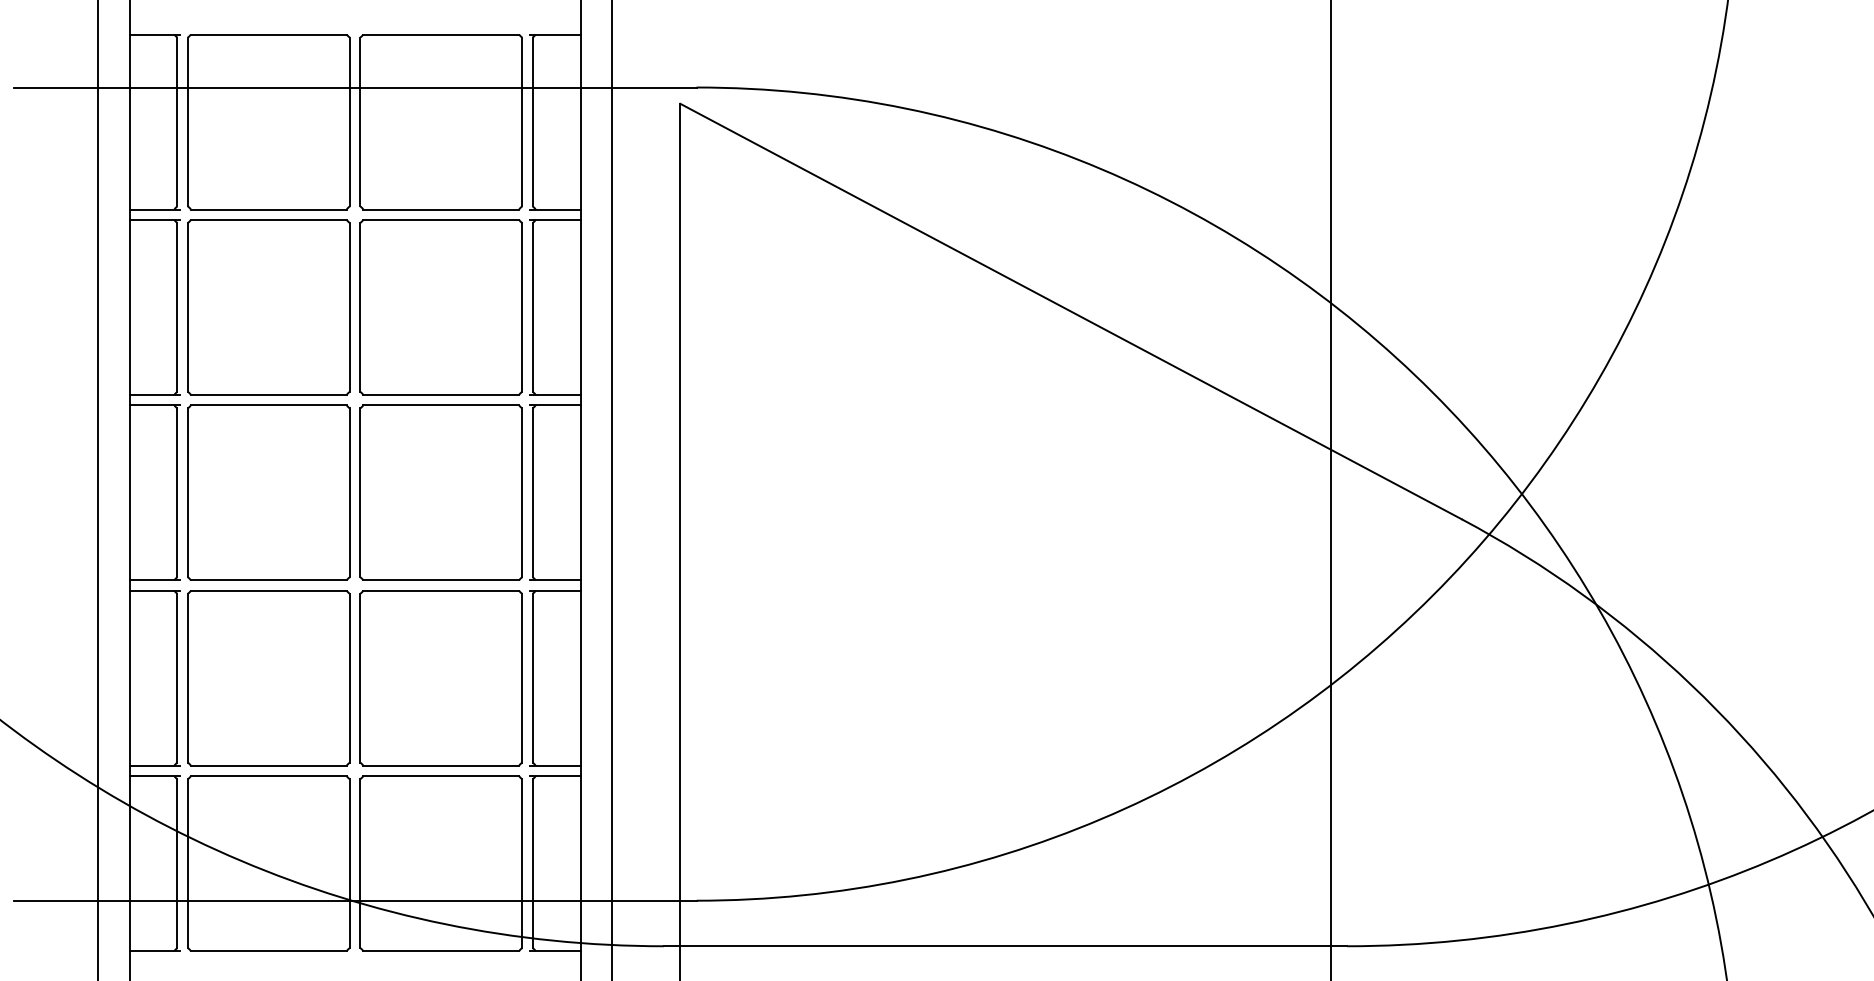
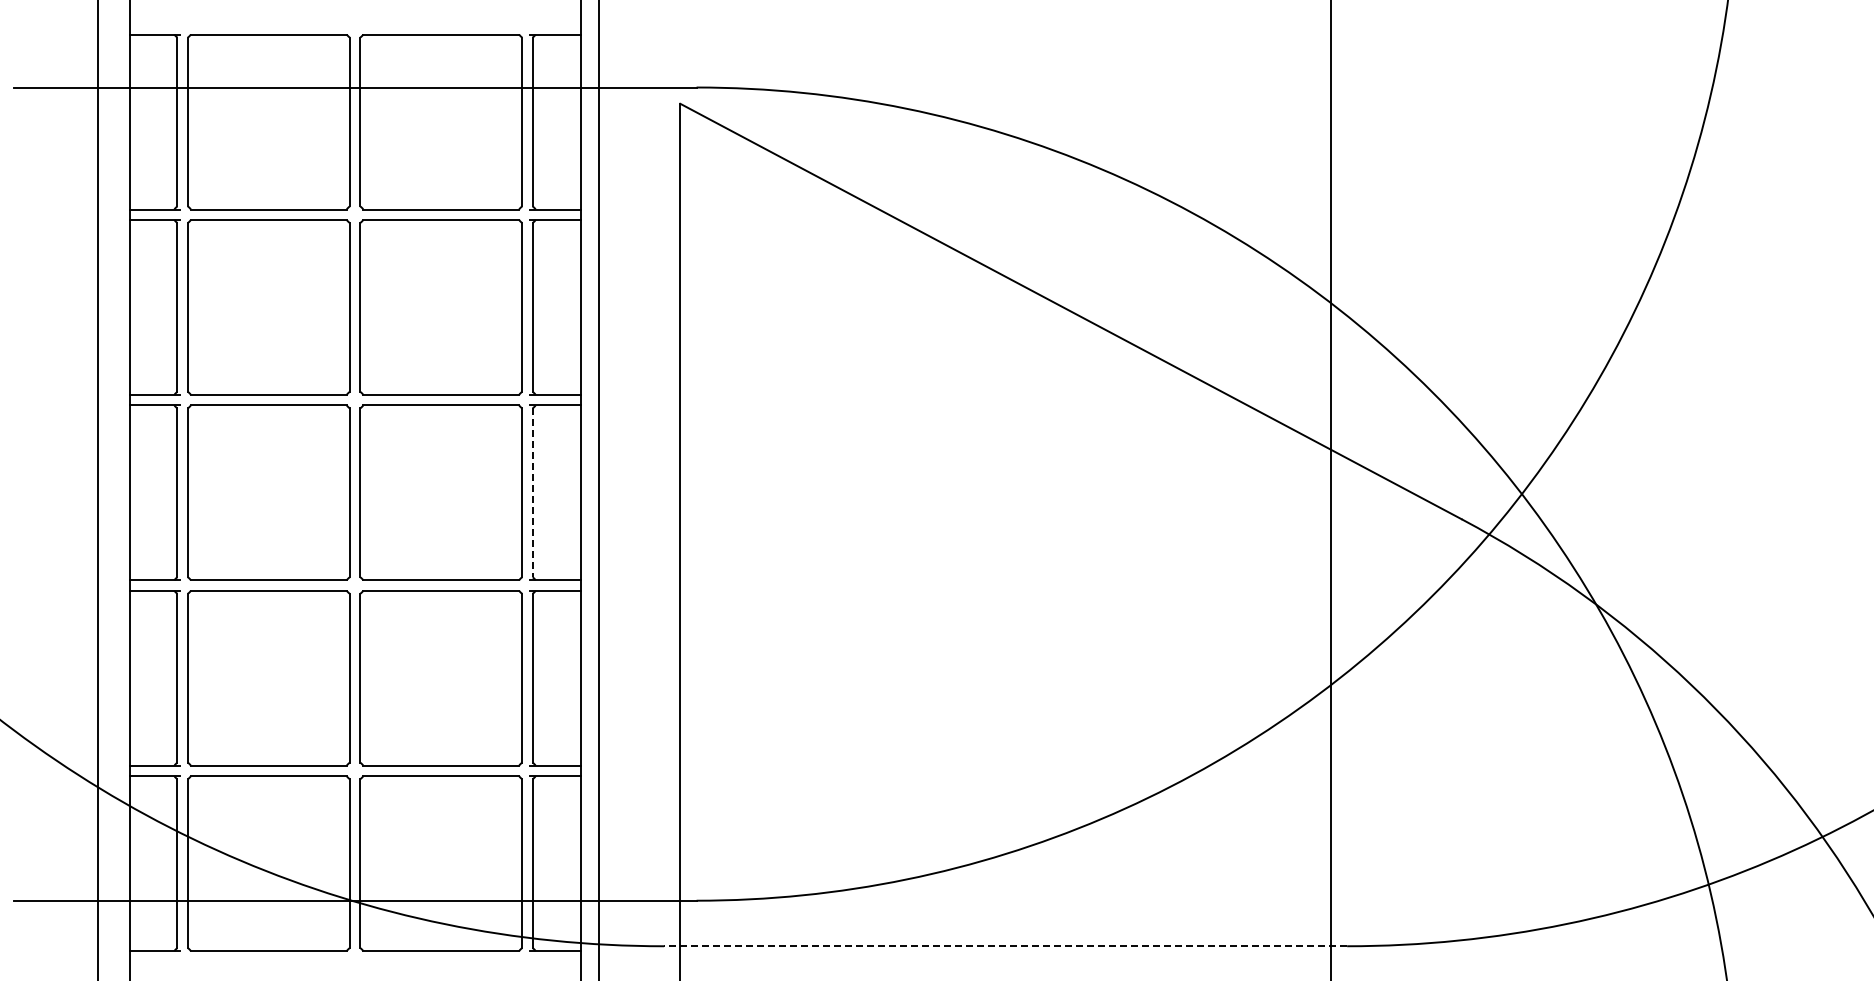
line position: (611, 489) -> (598, 489) (598, 489)
line: solid -> dashed (532, 493)
line: solid -> dashed (1005, 946)
